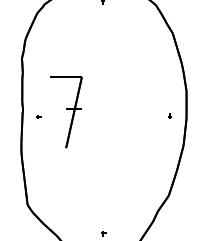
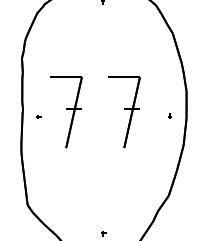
part: none -> present (124, 112)
